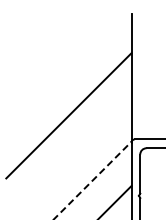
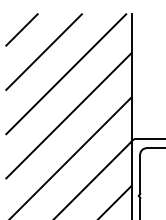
line: none -> present (21, 29)
line: none -> present (43, 51)
line: none -> present (66, 74)
line: none -> present (71, 156)
line: dashed -> solid (92, 180)
